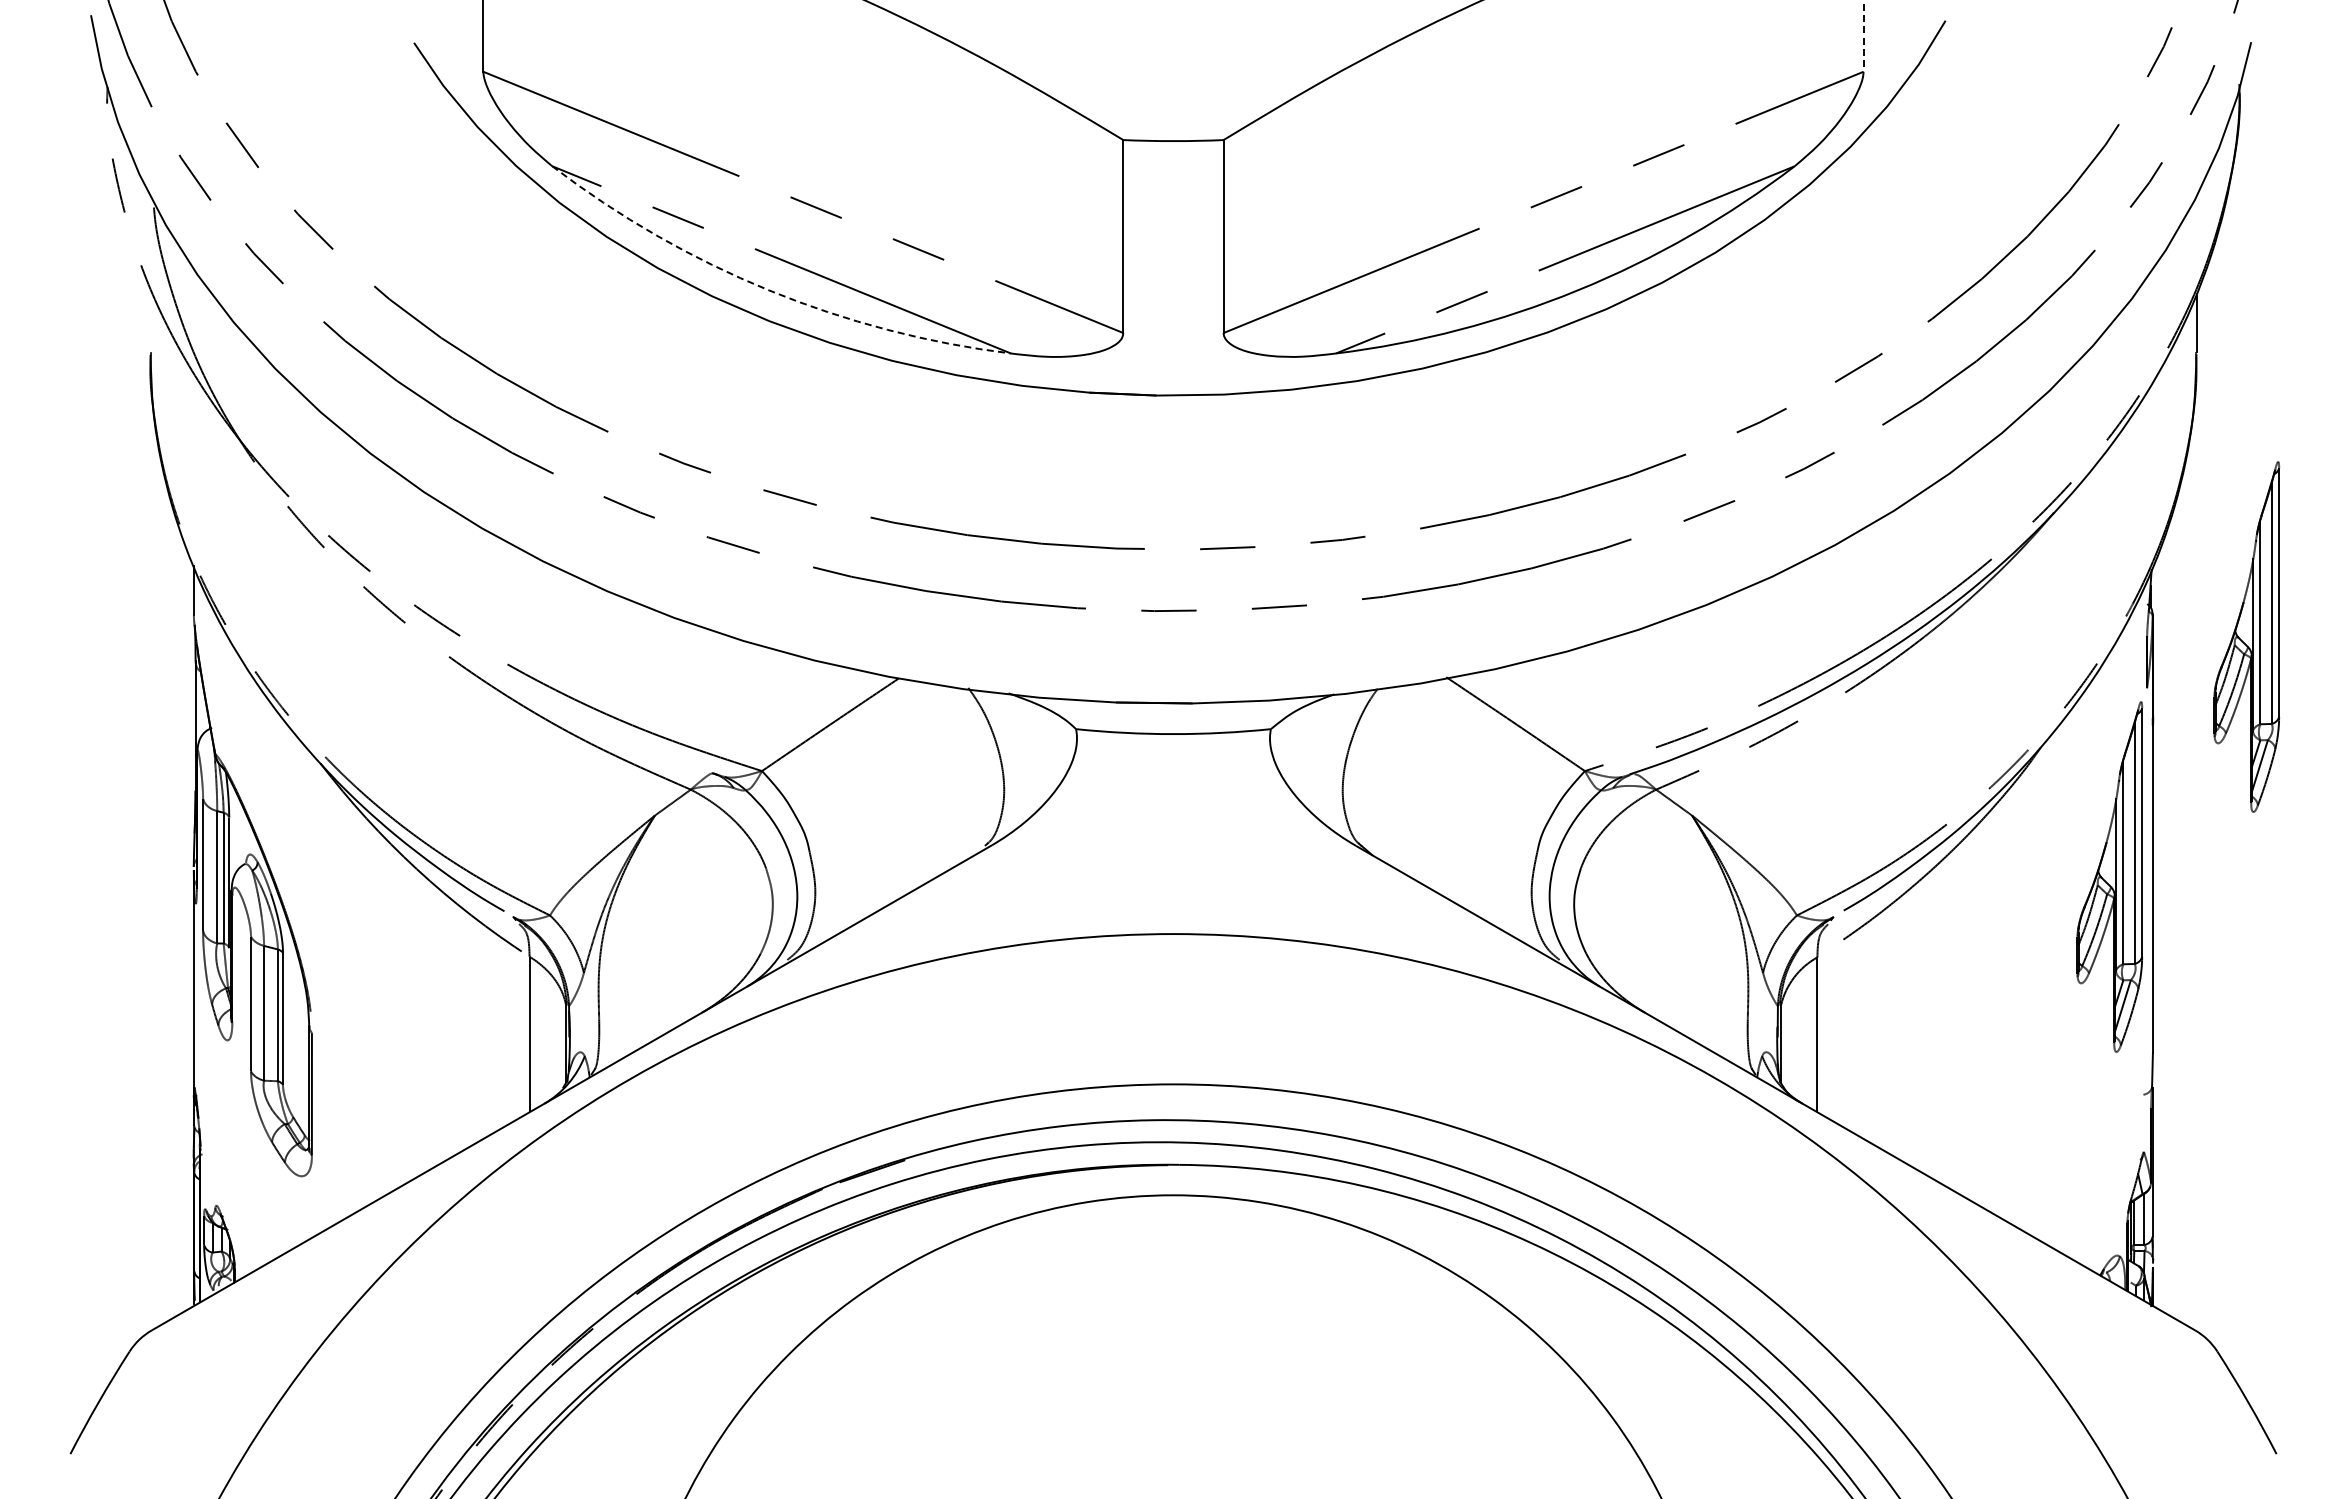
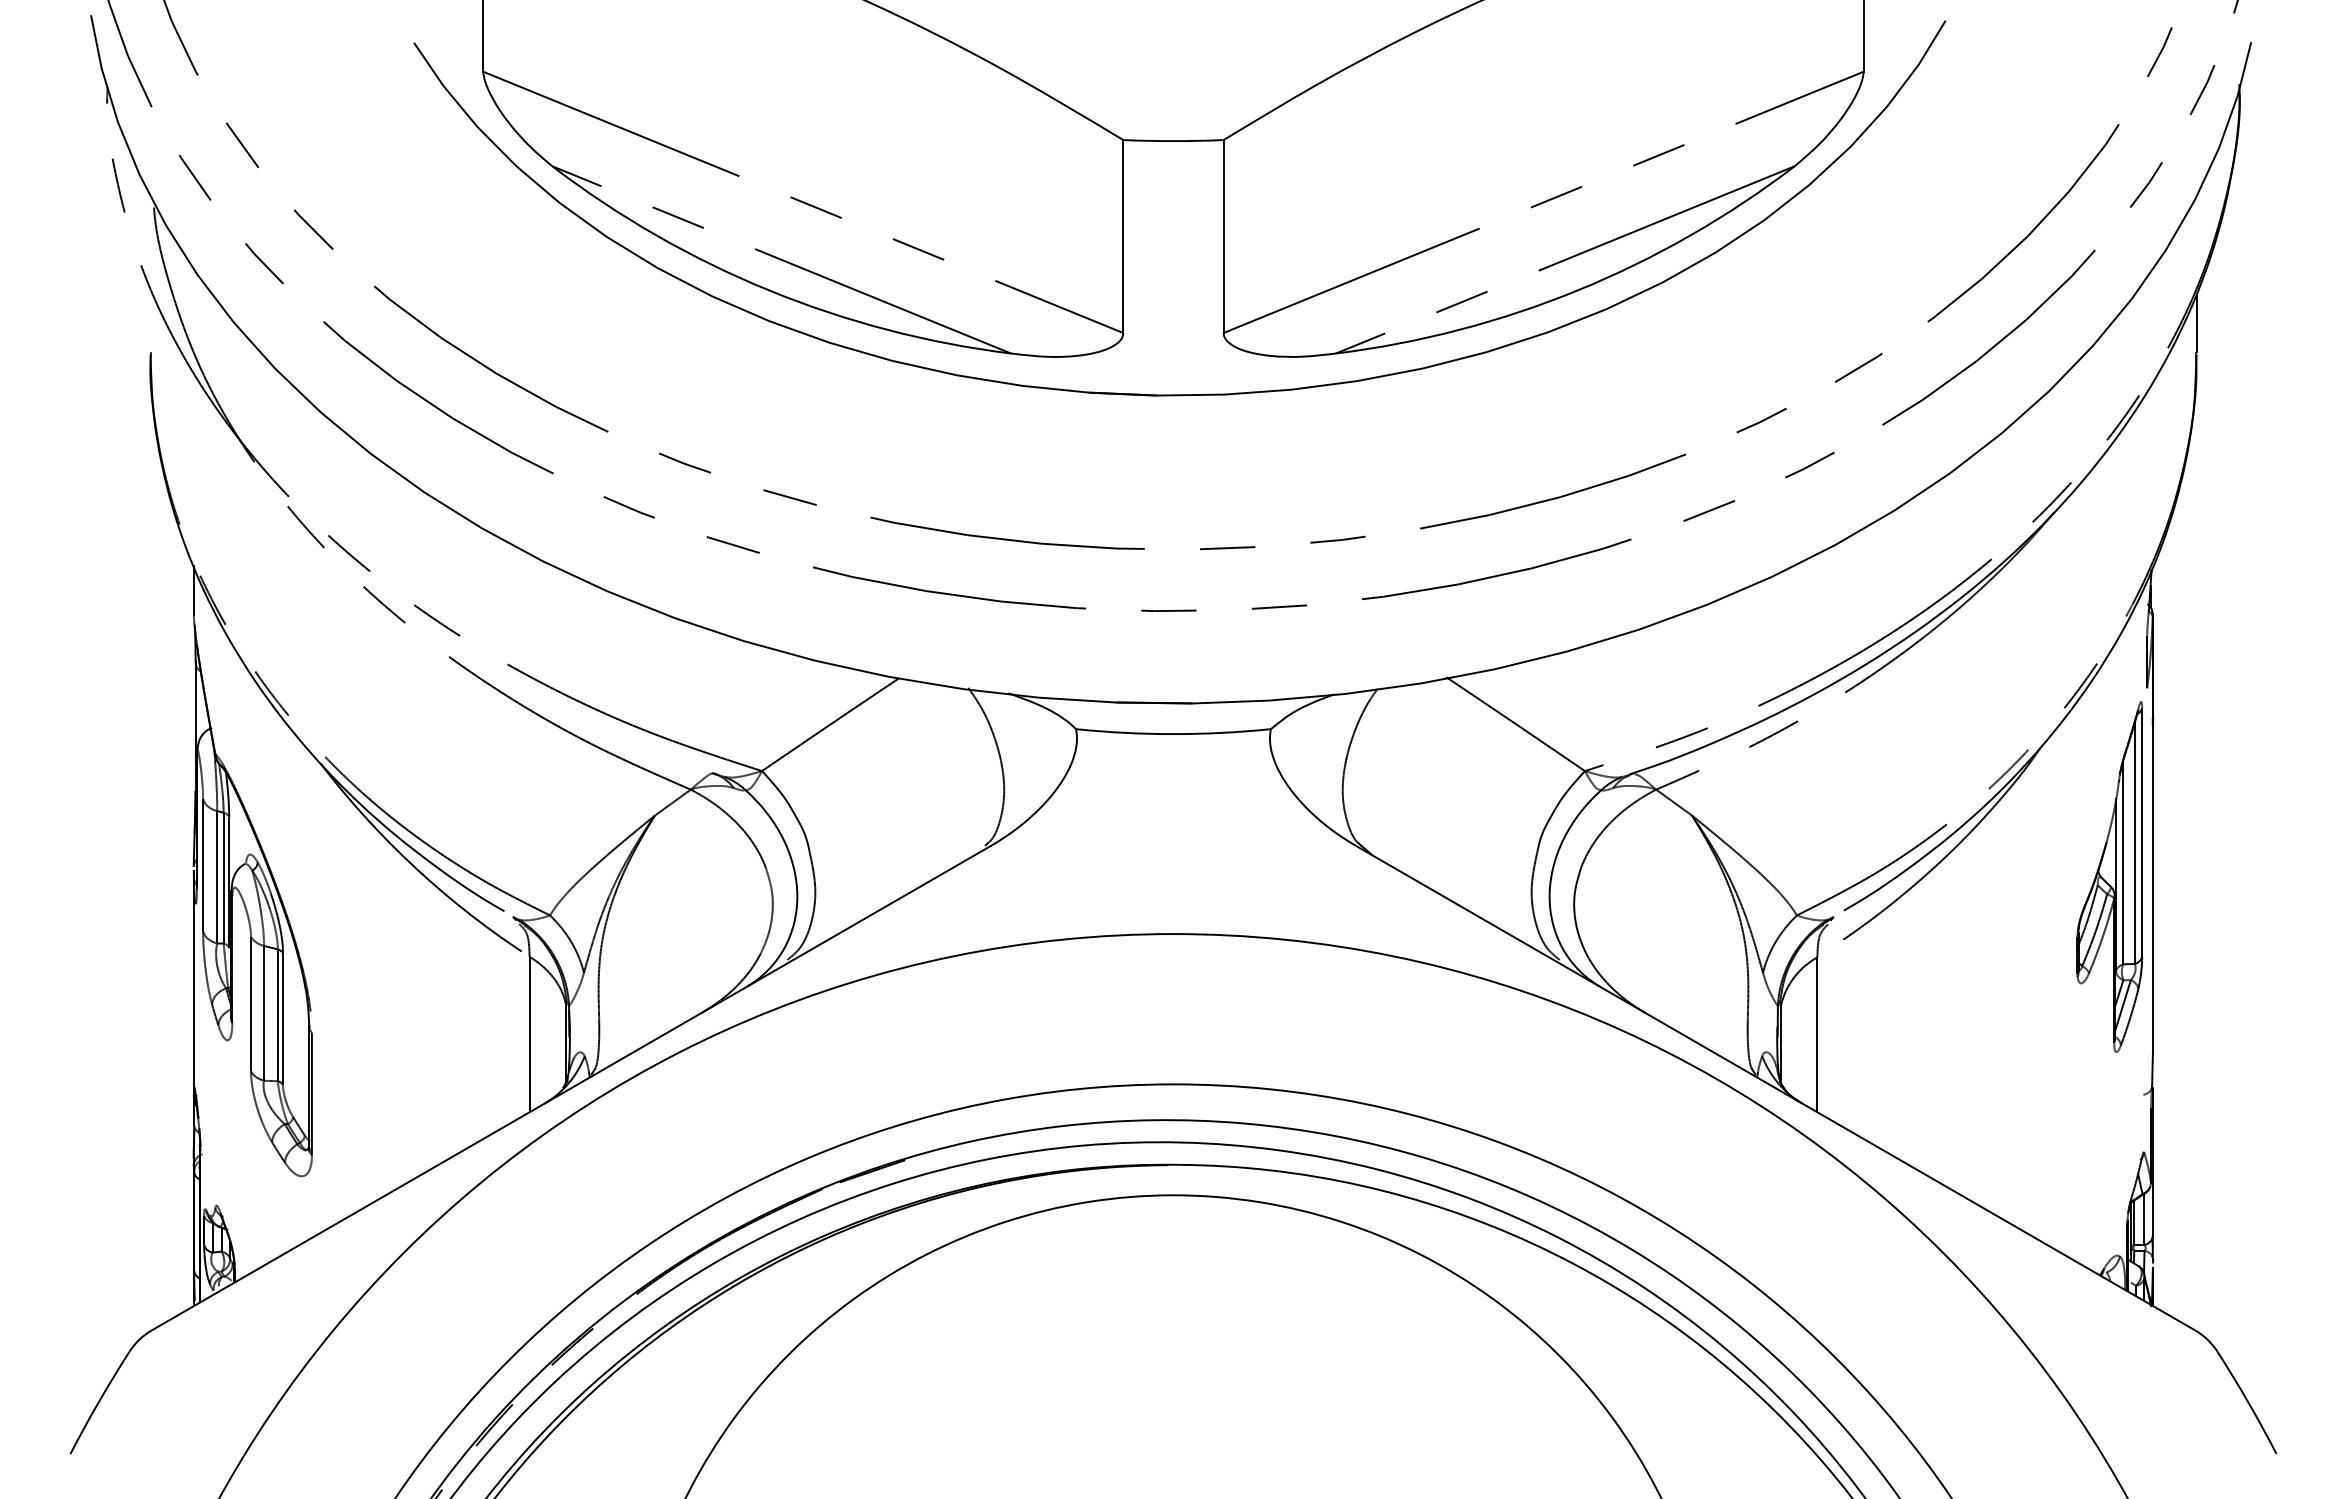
line: dashed -> solid (1863, 36)
arc: dashed -> solid (769, 290)
part: present -> none (2246, 636)
